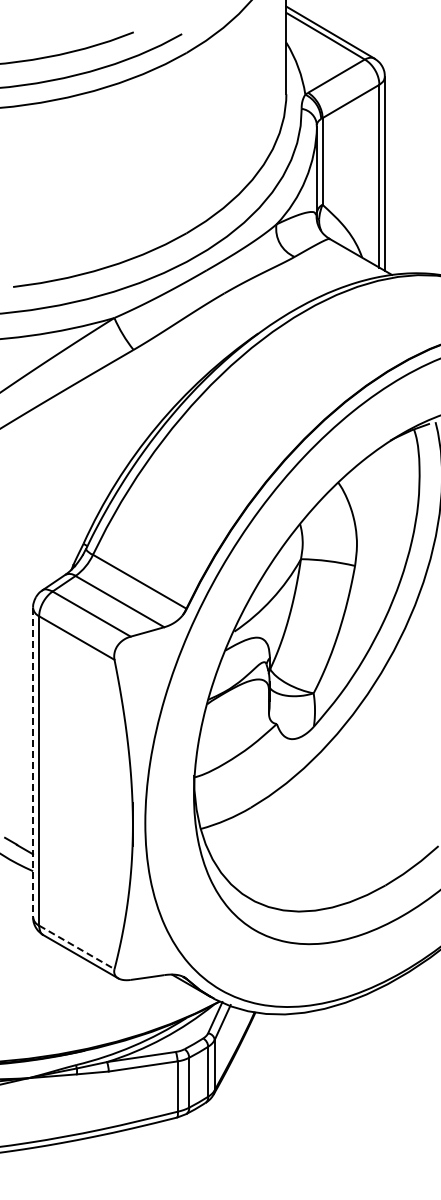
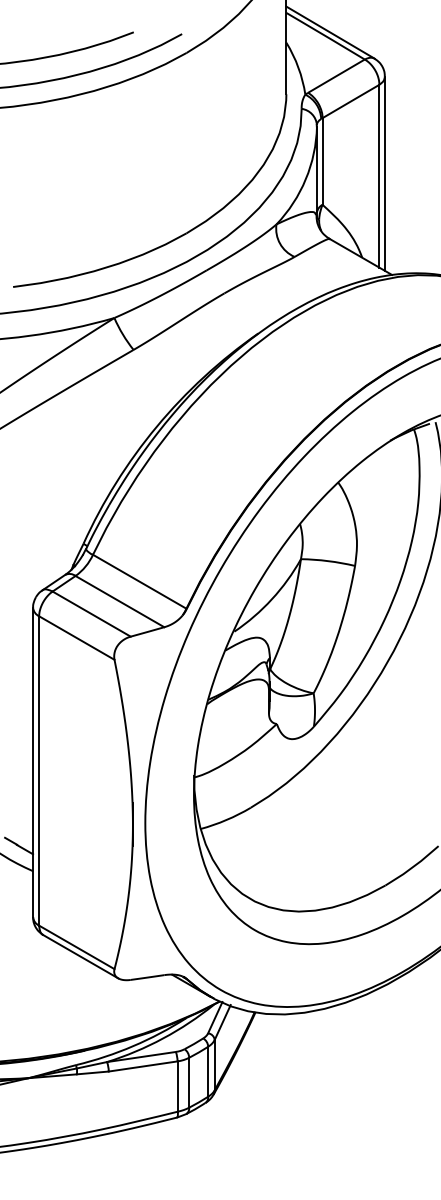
line: dashed -> solid (33, 762)
line: dashed -> solid (77, 947)
